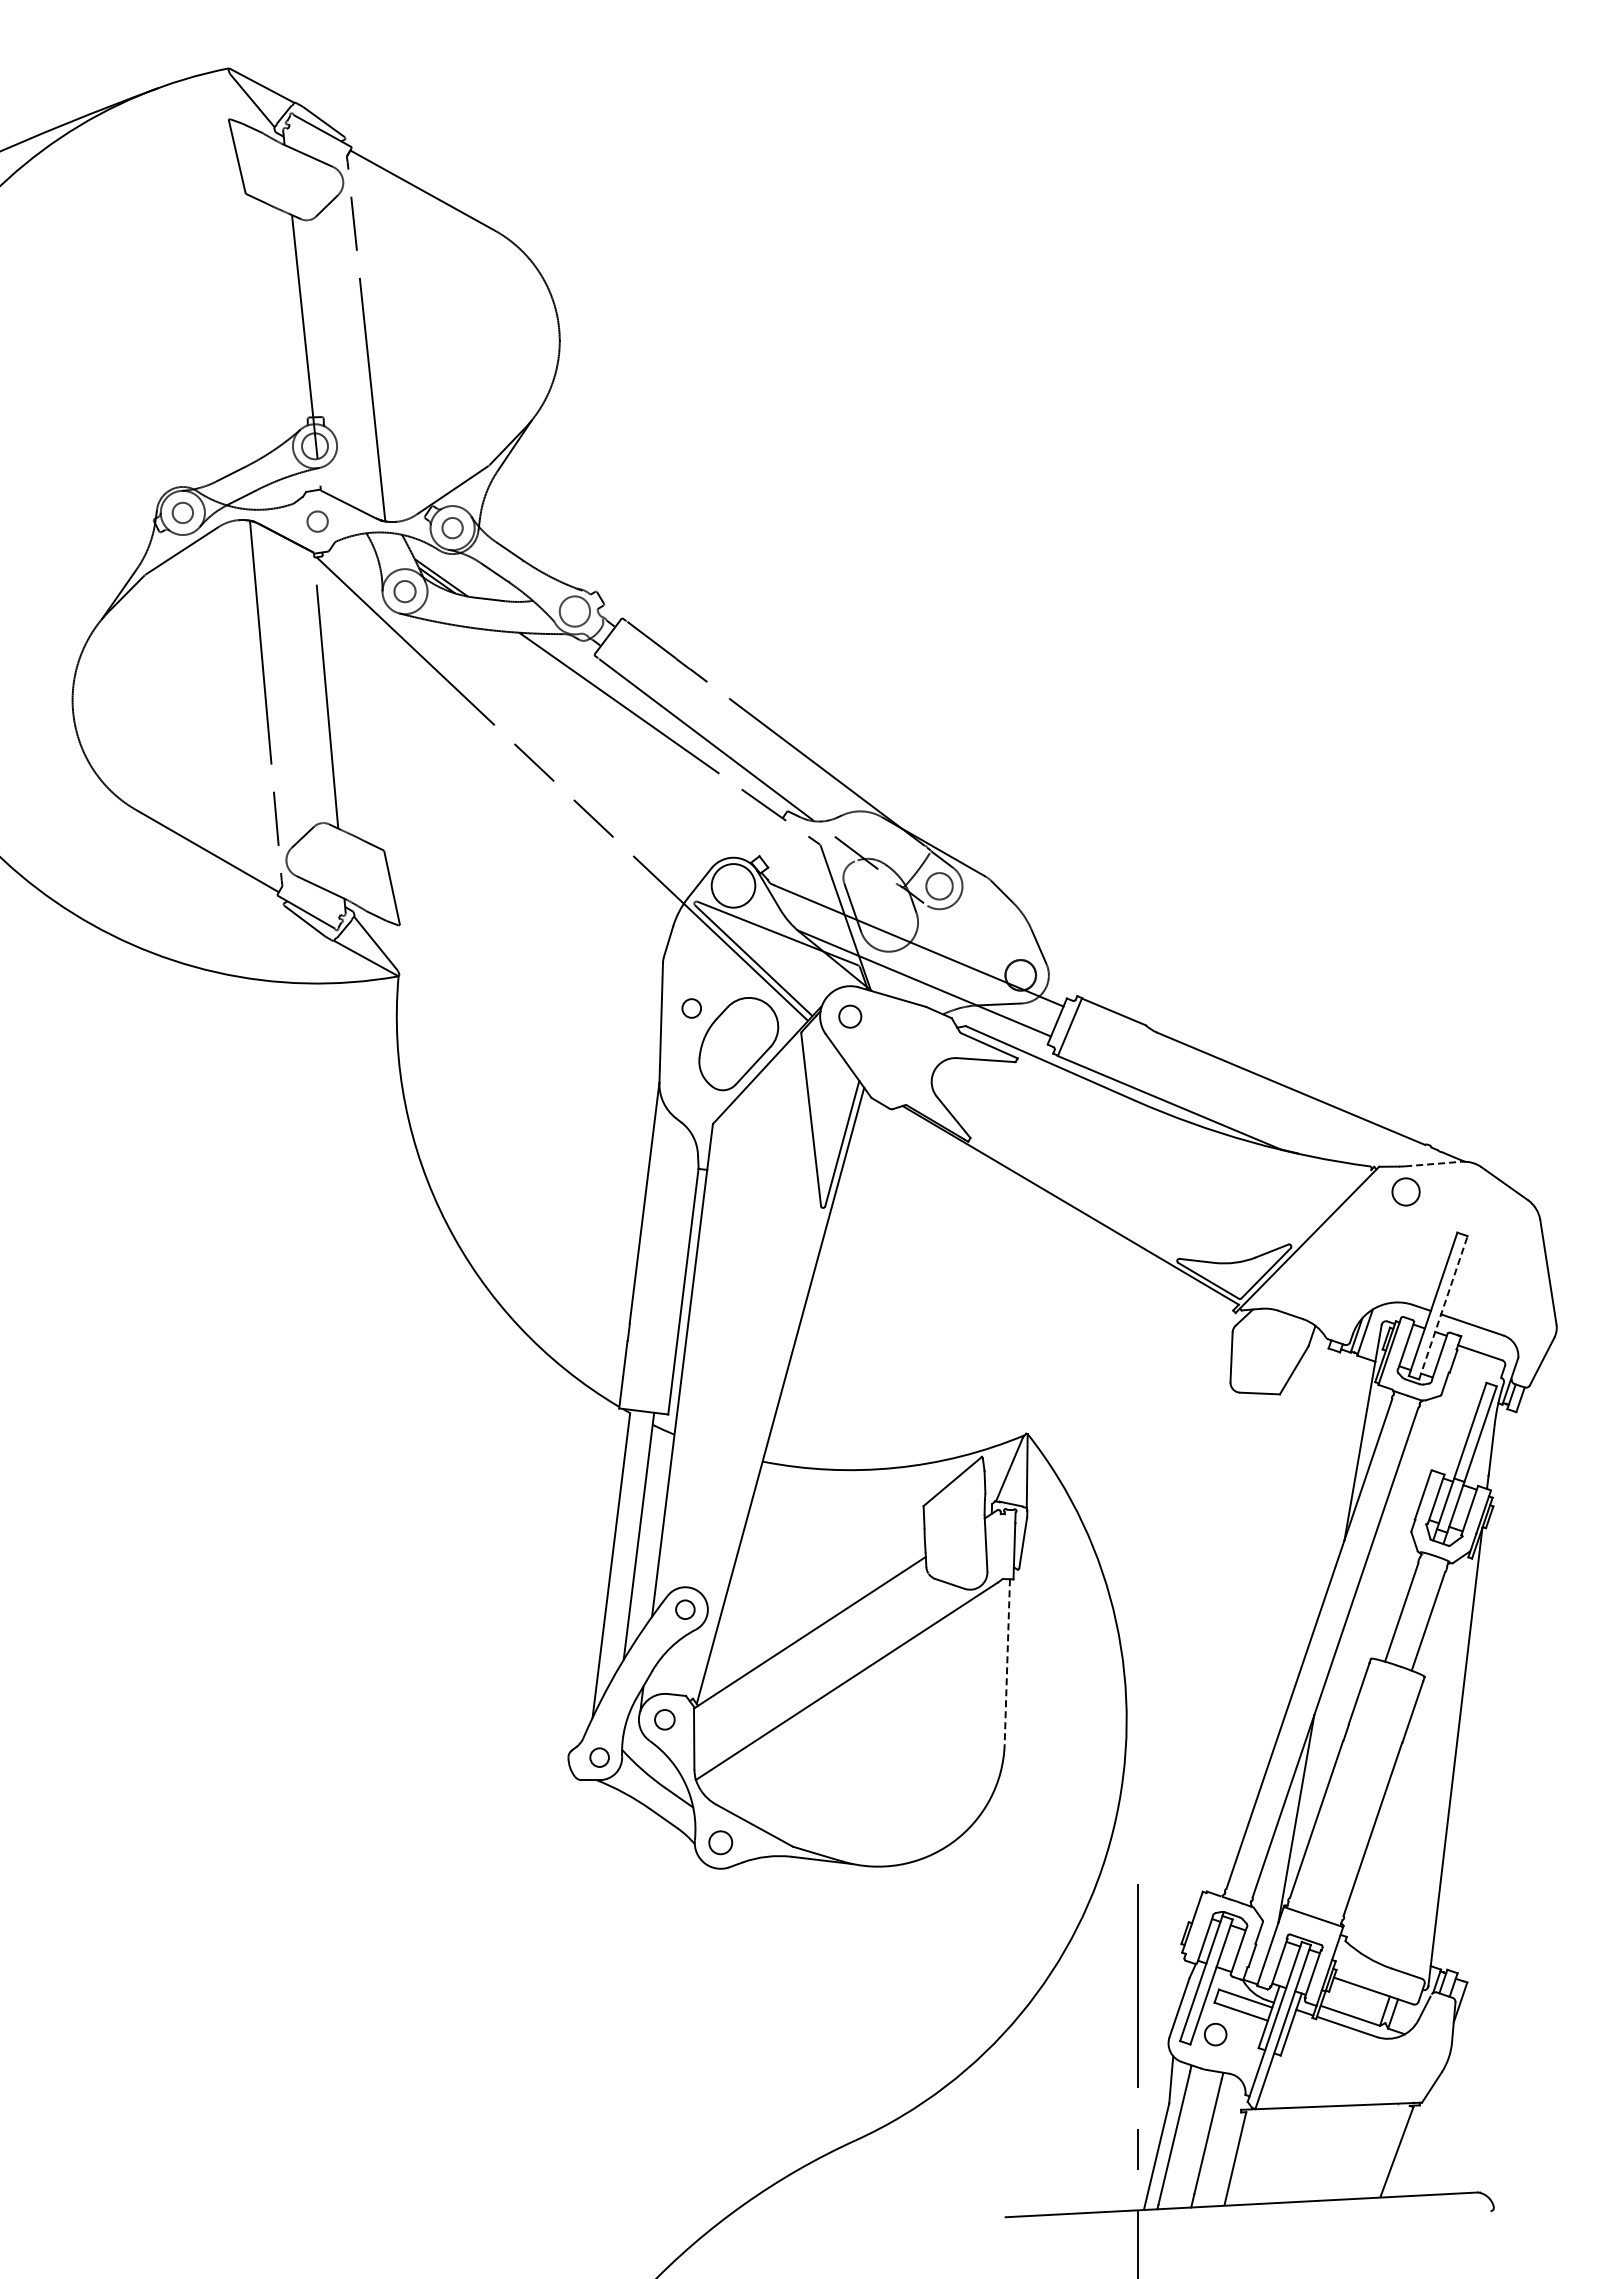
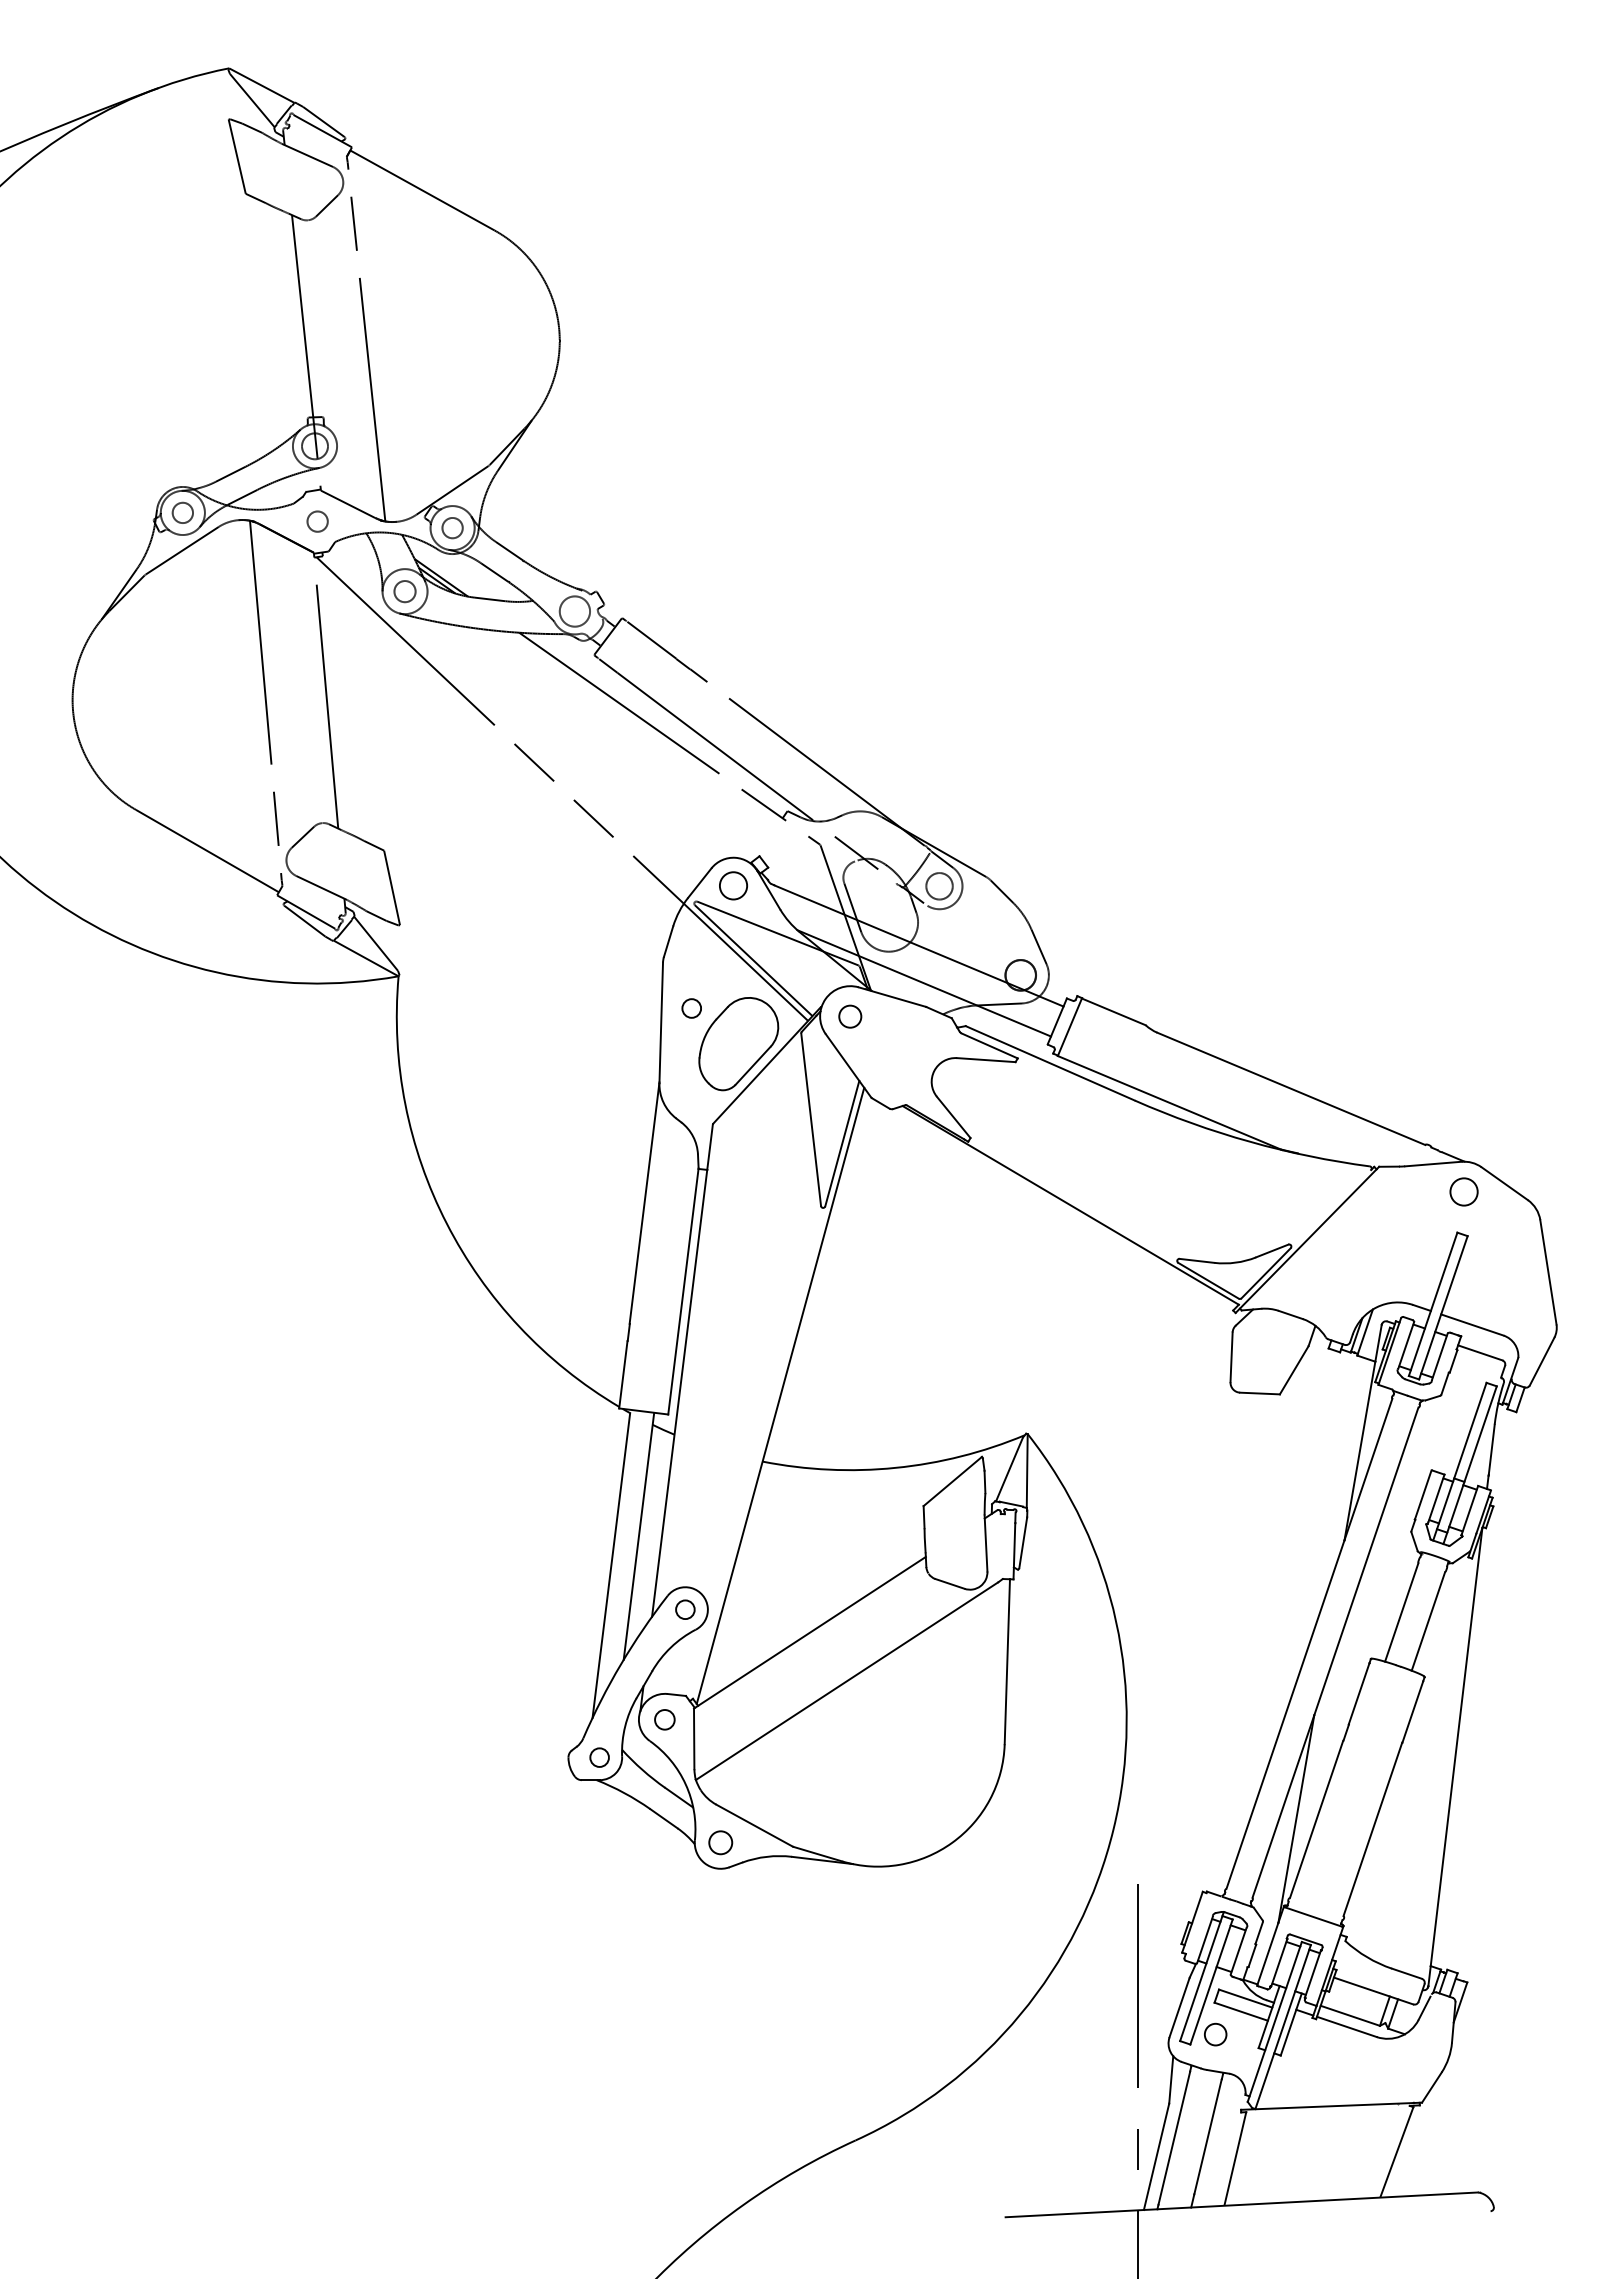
circle diameter: 44 px -> 27 px (733, 885)
line: dashed -> solid (1433, 1164)
circle position: (1405, 1191) -> (1463, 1191) (1463, 1191)
line: dashed -> solid (1443, 1307)
line: dashed -> solid (1007, 1662)
